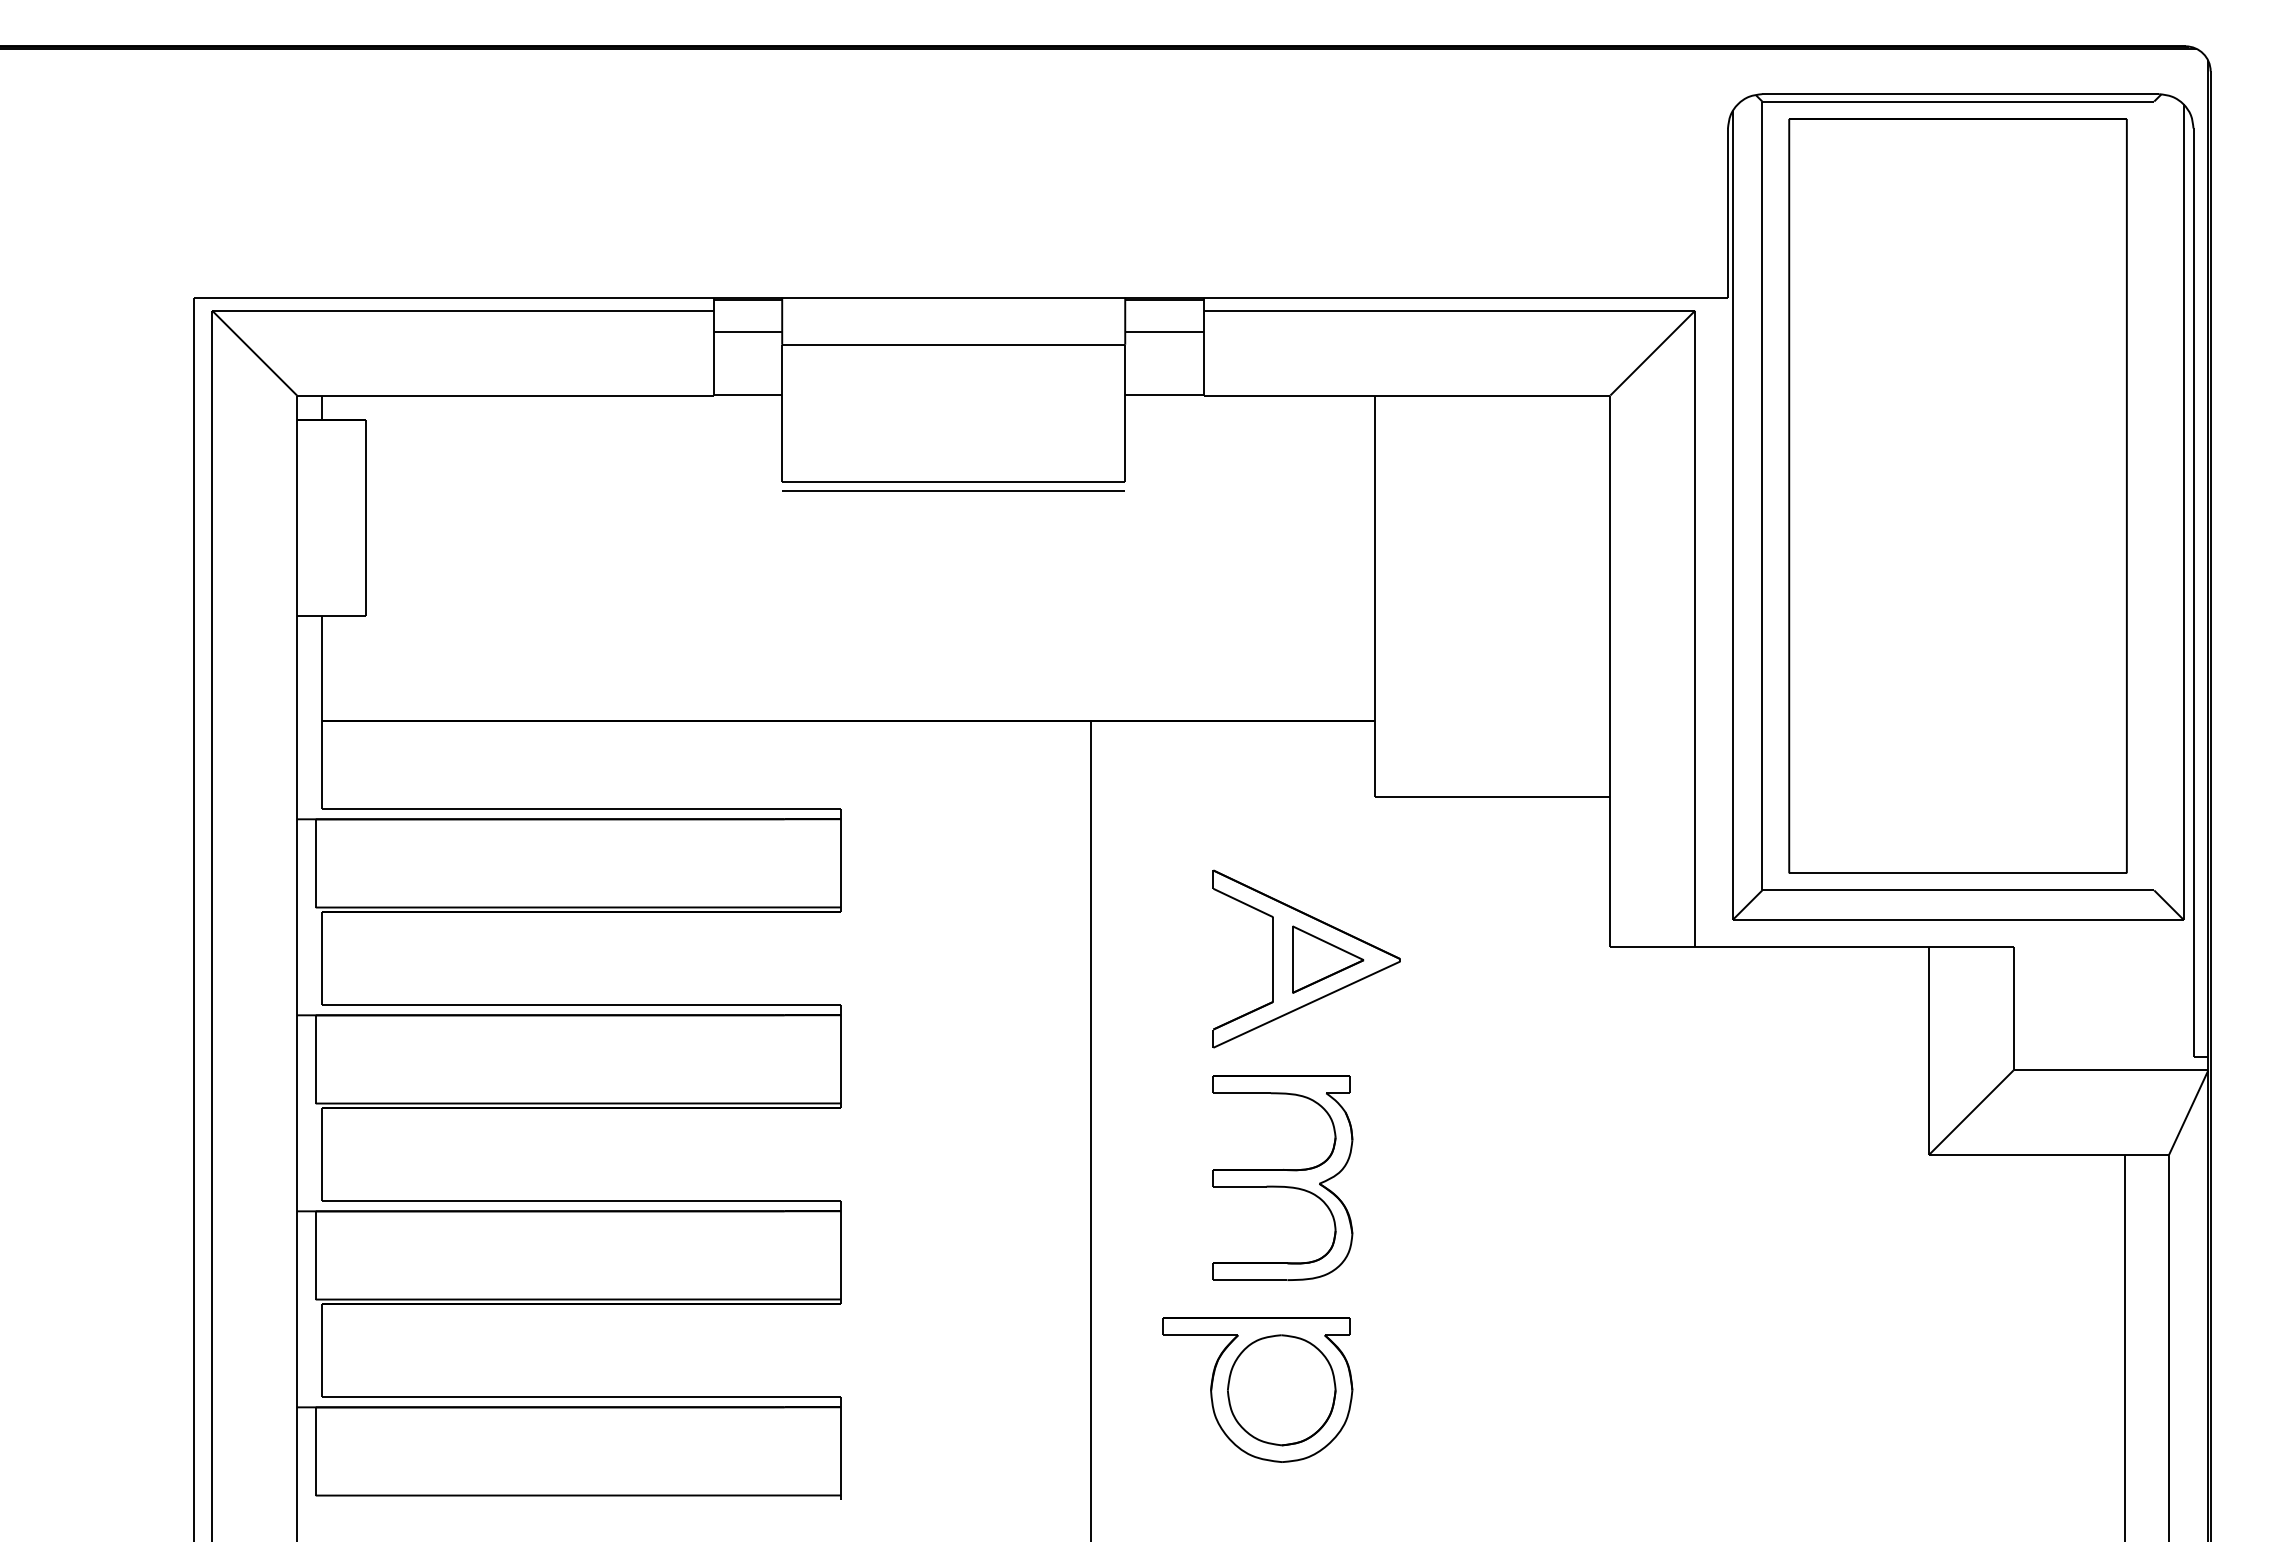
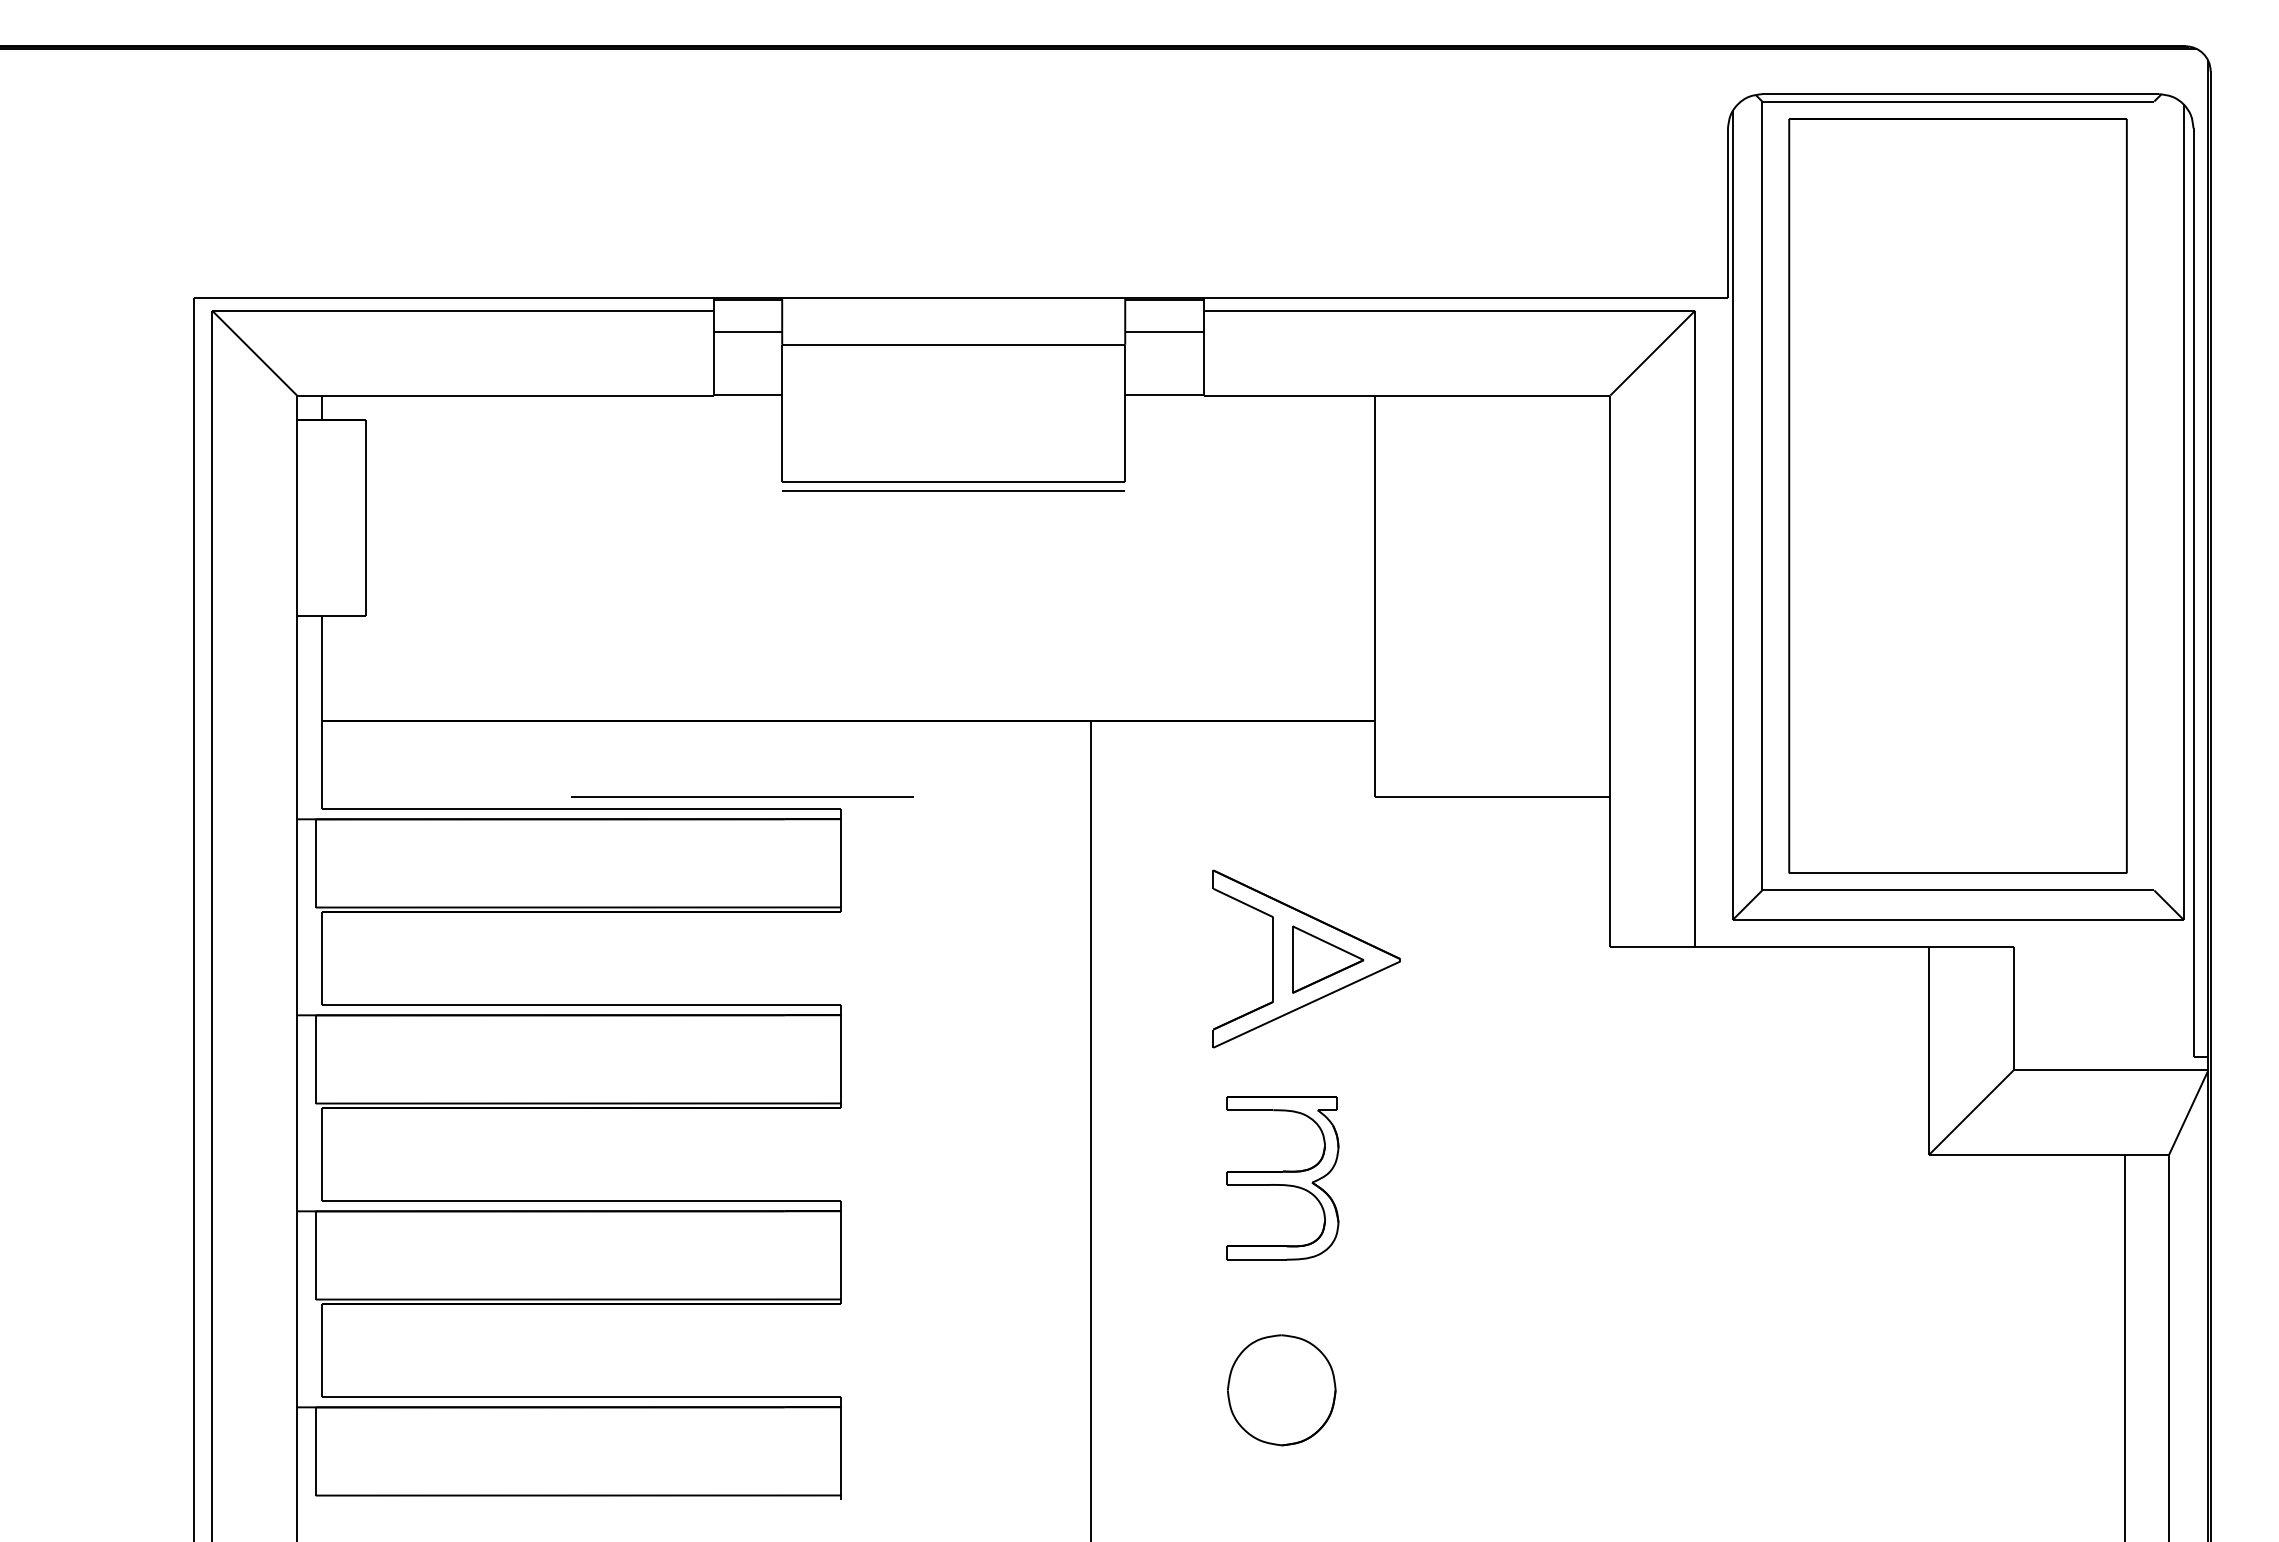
line: none -> present (742, 796)
part size: 142x206 px -> 114x165 px (1282, 1178)
part: present -> none (1257, 1389)
